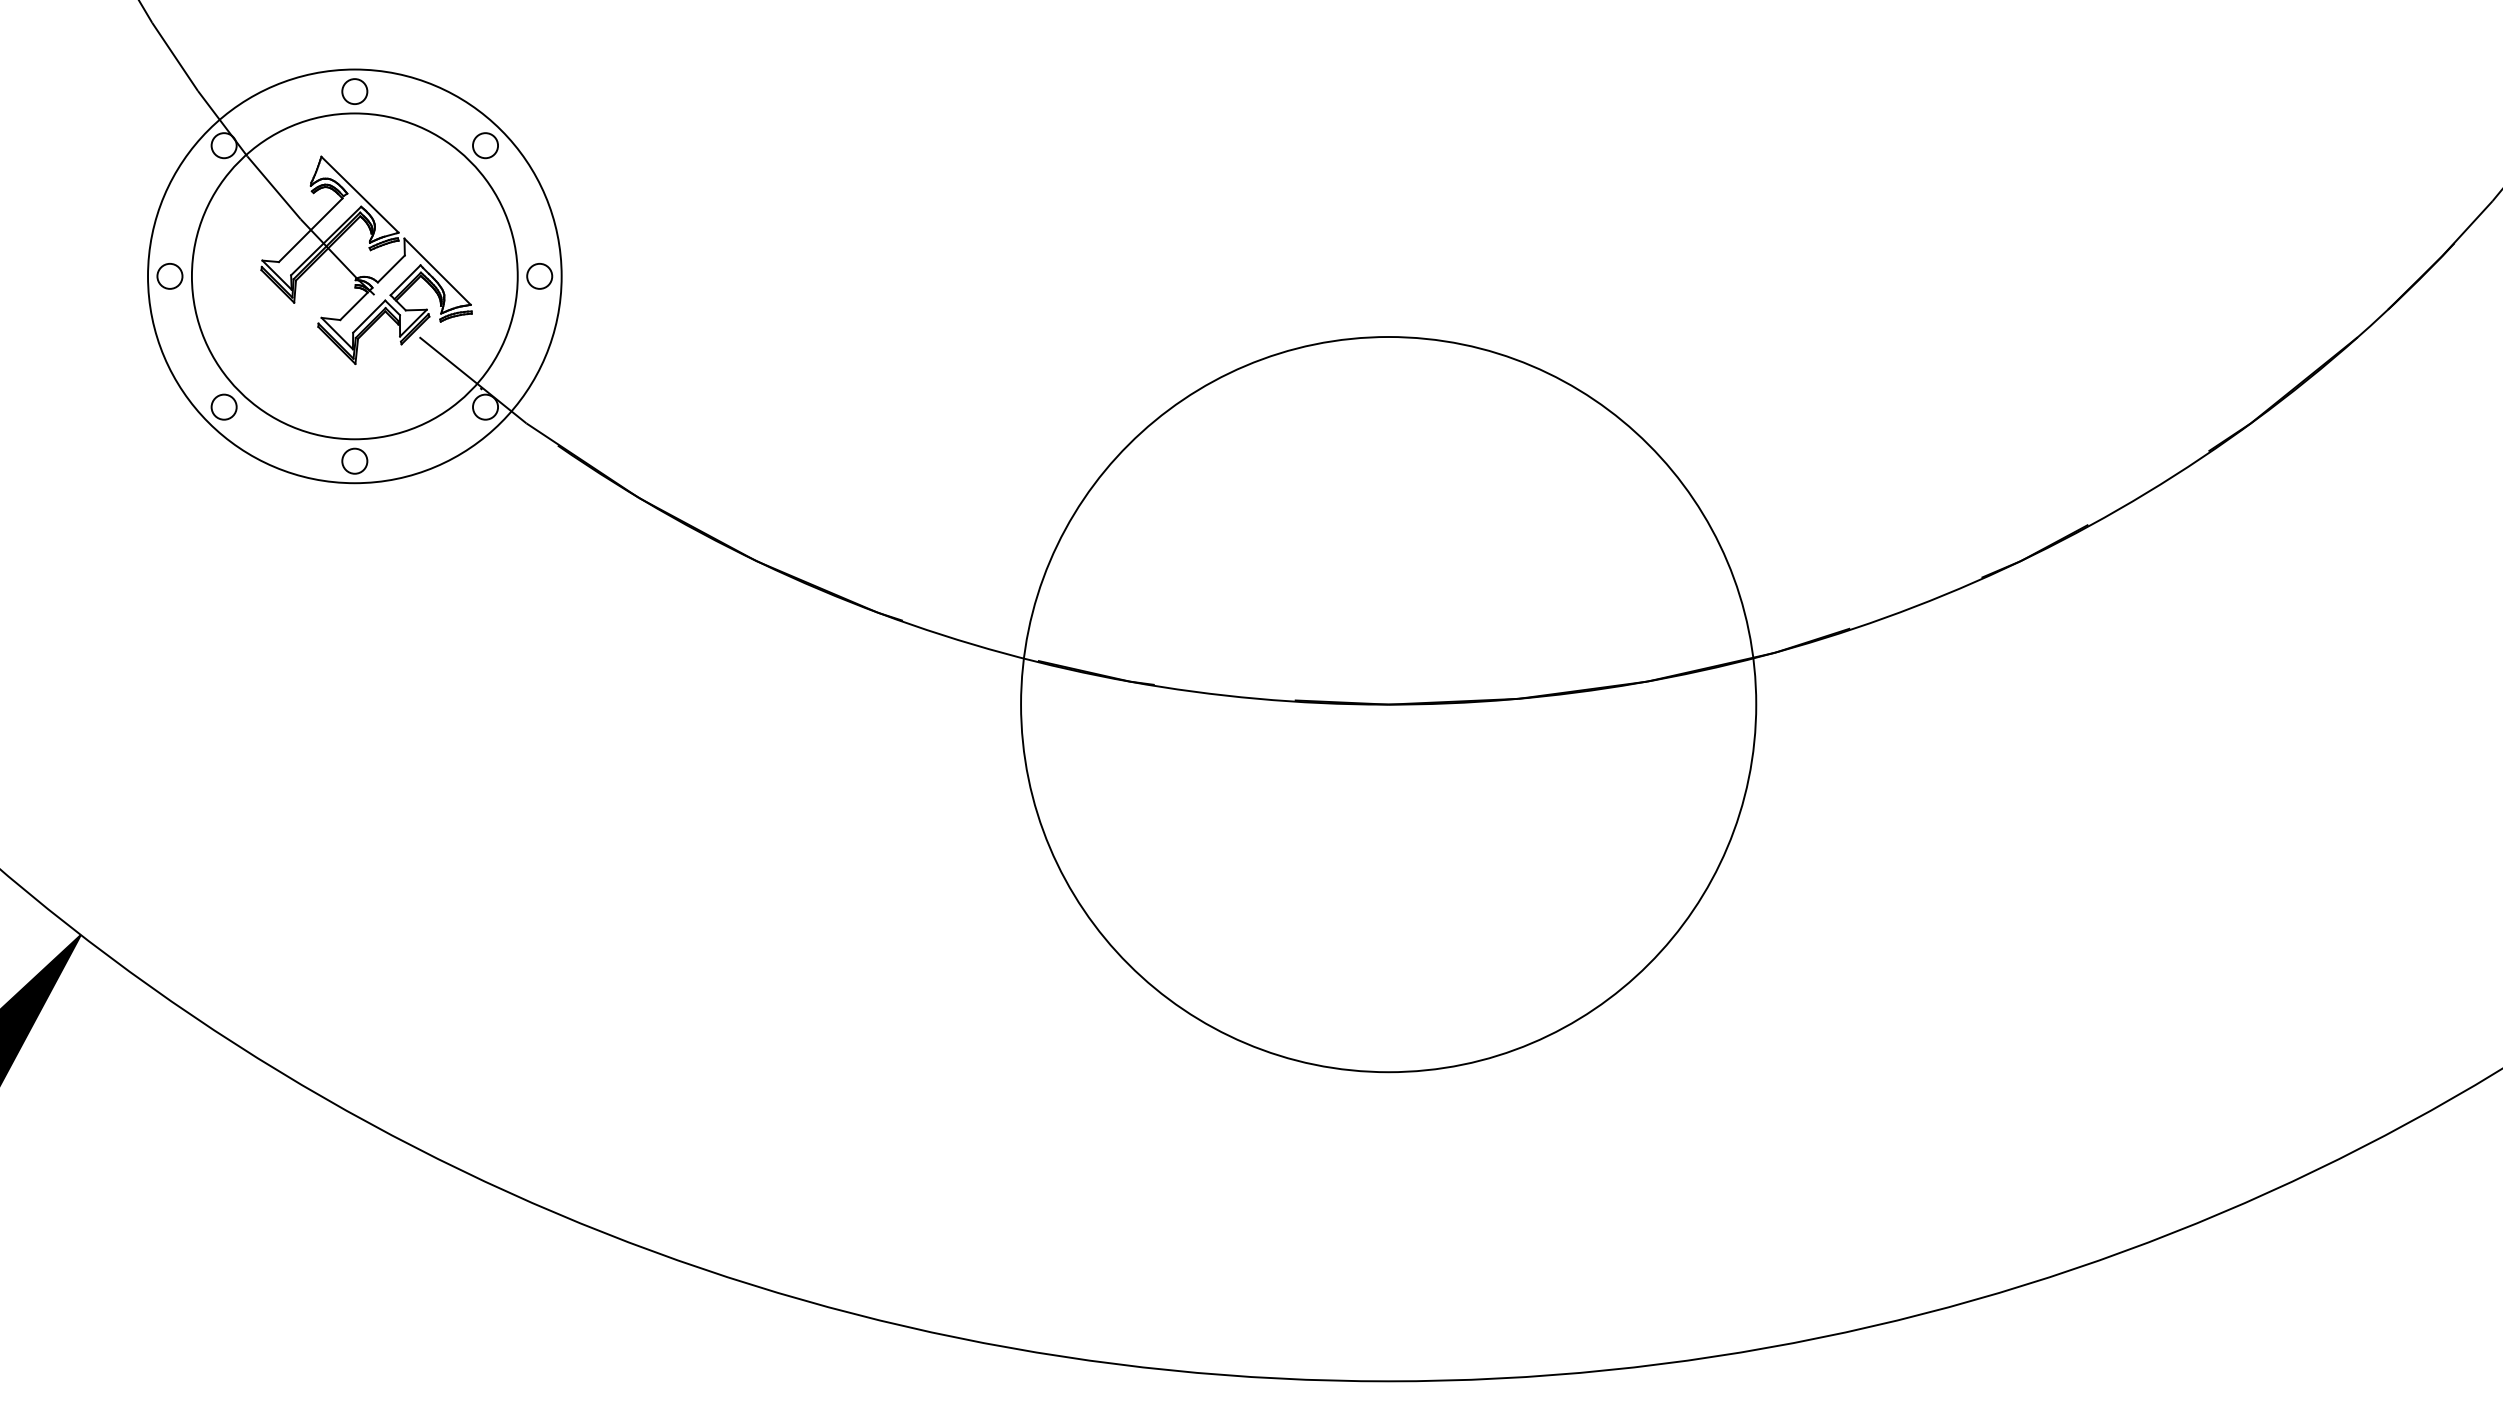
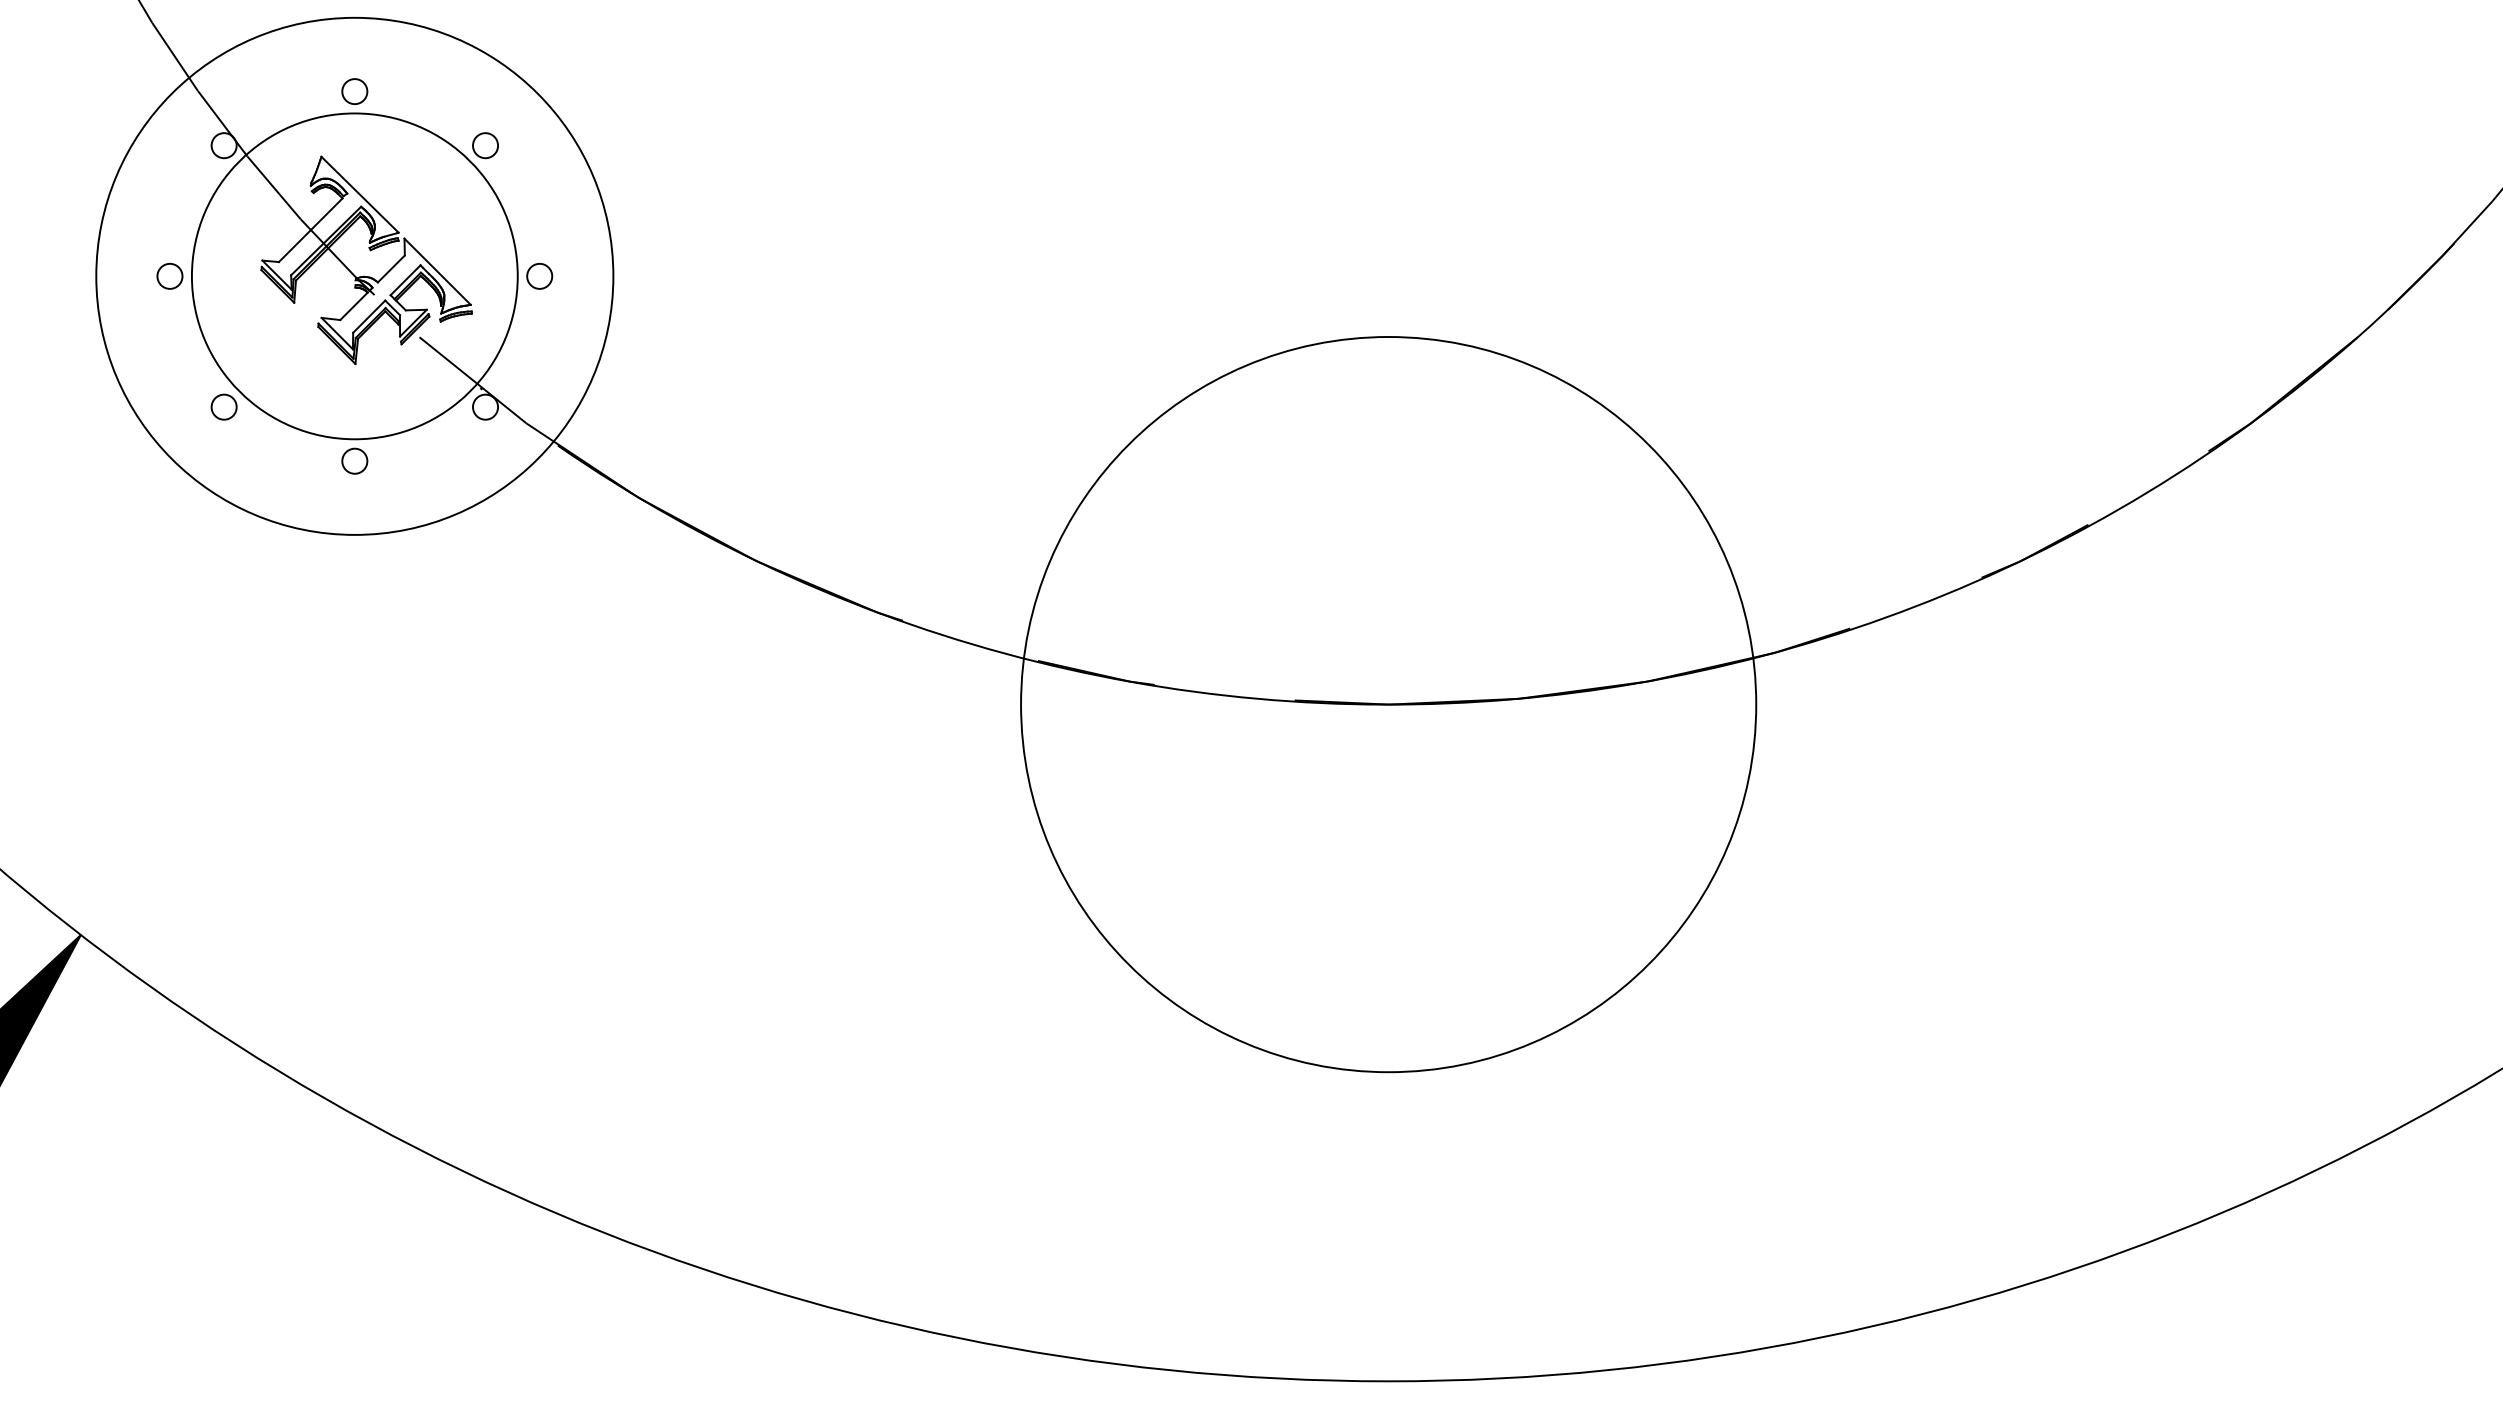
circle diameter: 414 px -> 517 px (354, 275)
